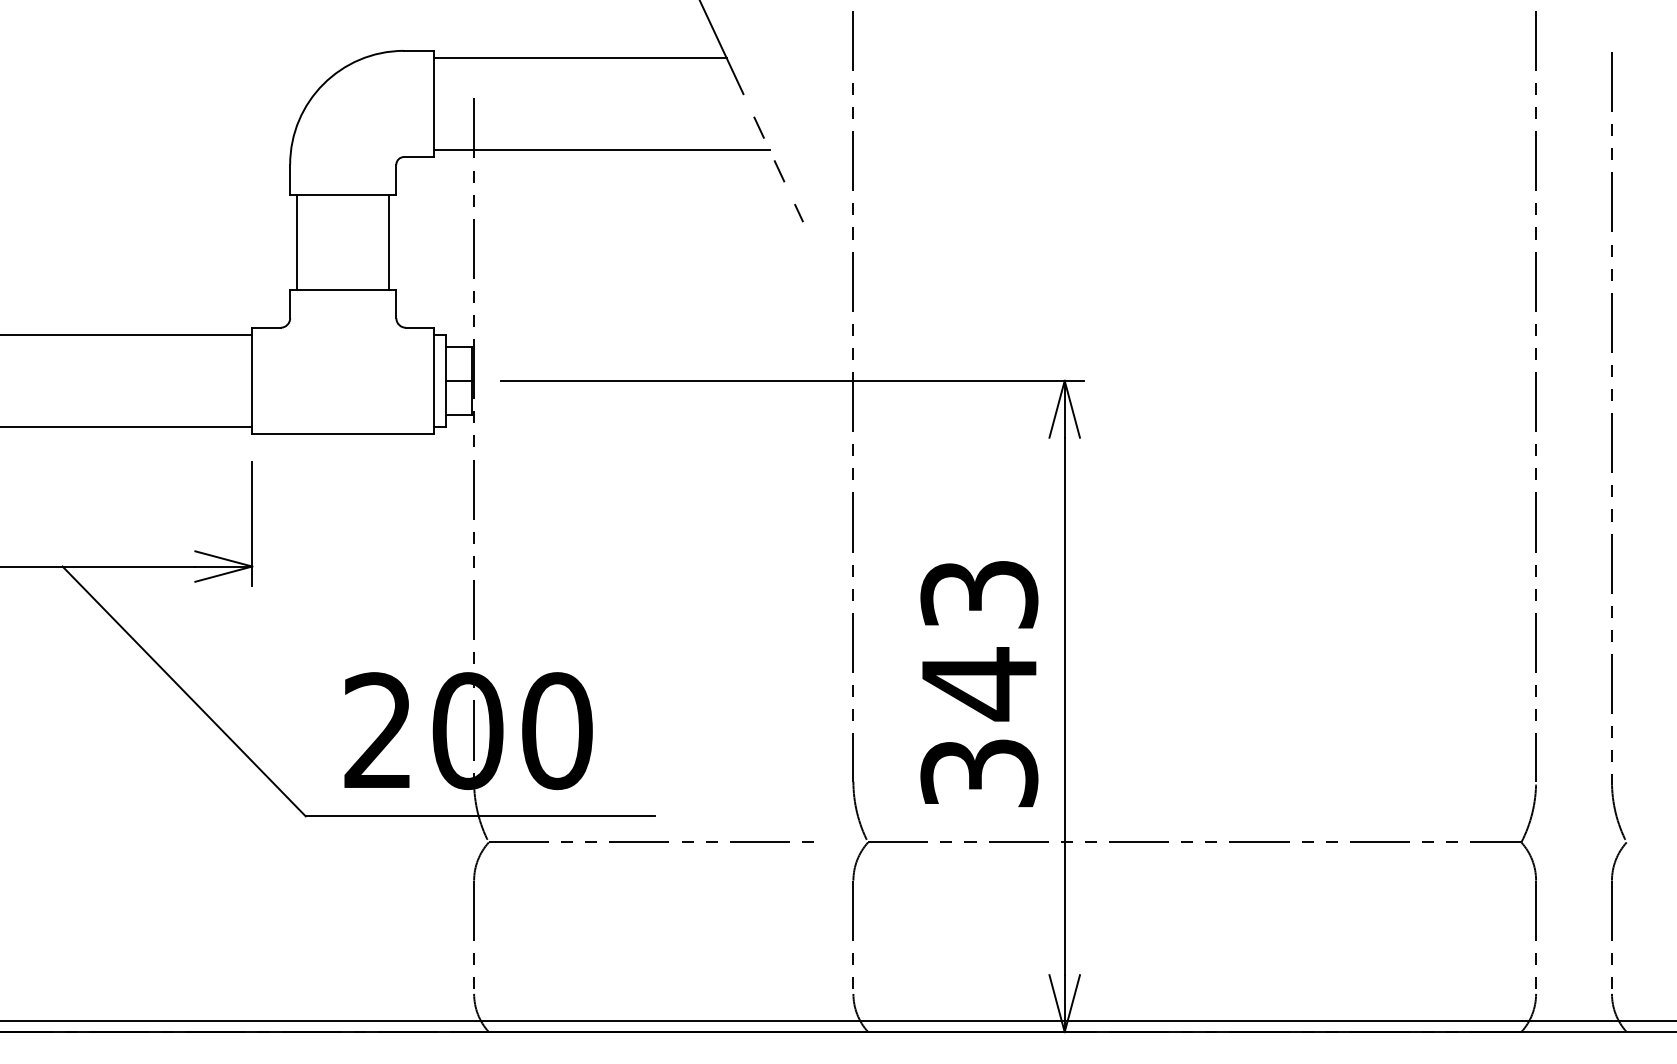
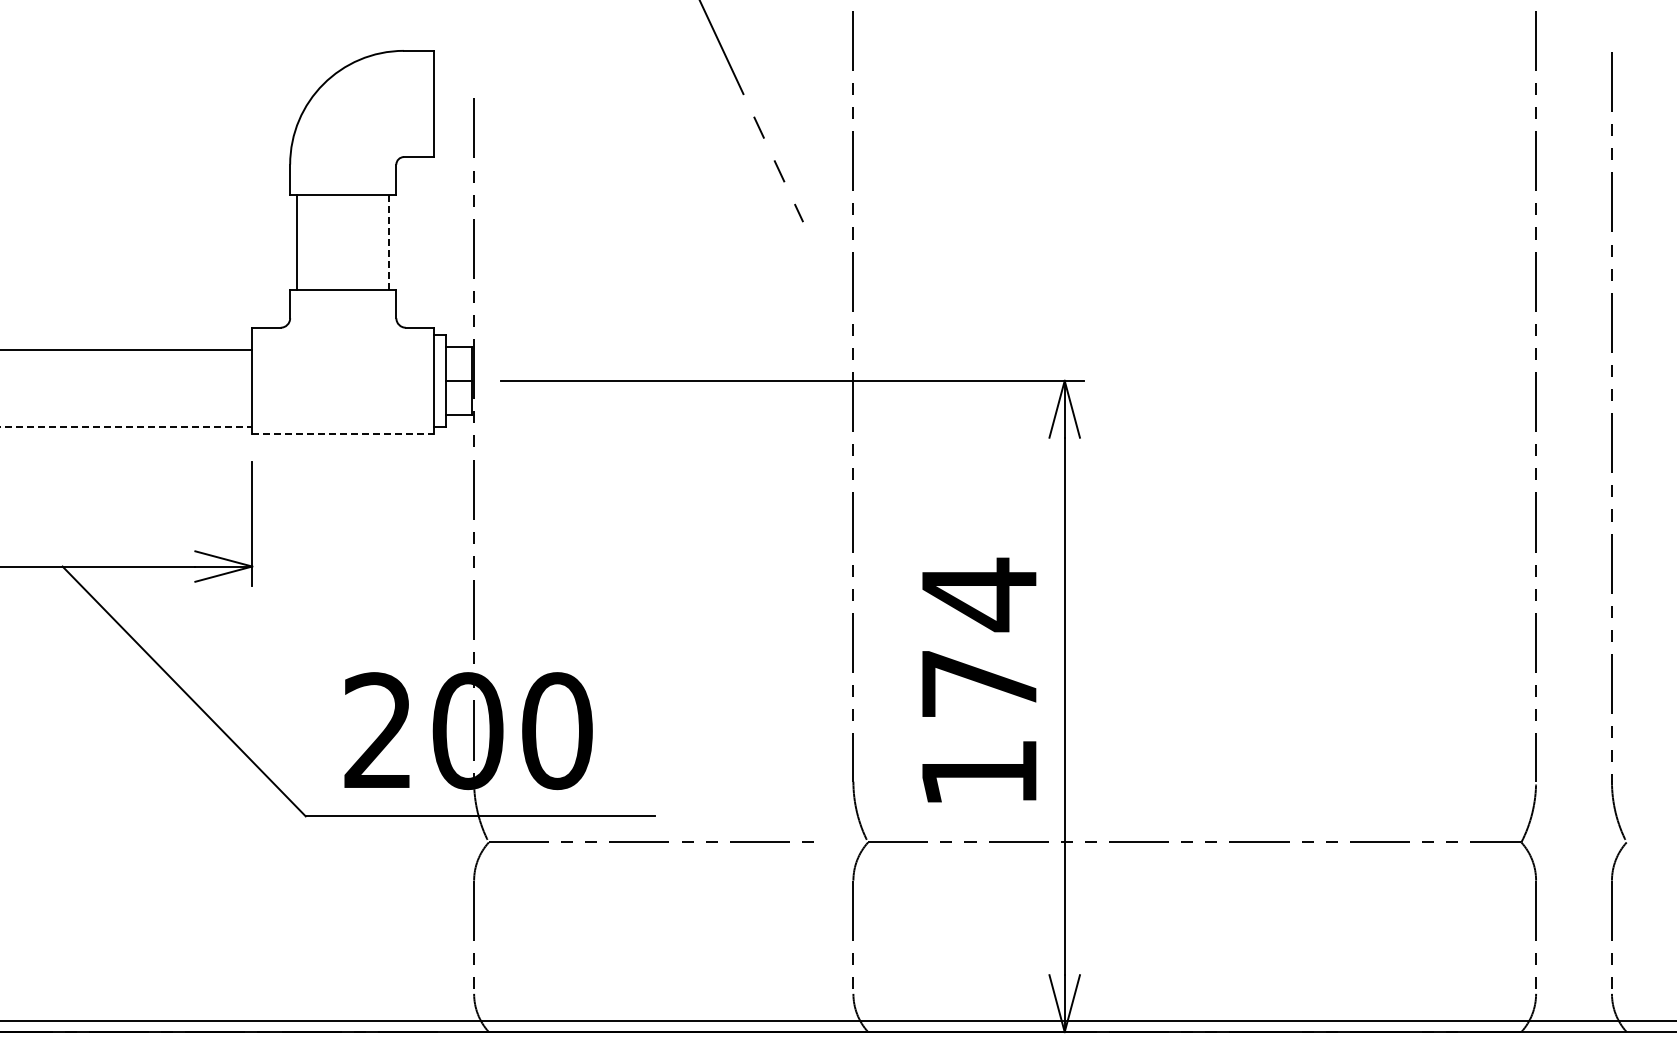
line: present -> none (580, 57)
line: present -> none (601, 150)
line: solid -> dashed (389, 242)
line position: (127, 334) -> (127, 349) (127, 349)
line: solid -> dashed (126, 426)
line: solid -> dashed (343, 433)
text: 343 -> 174 (979, 682)
